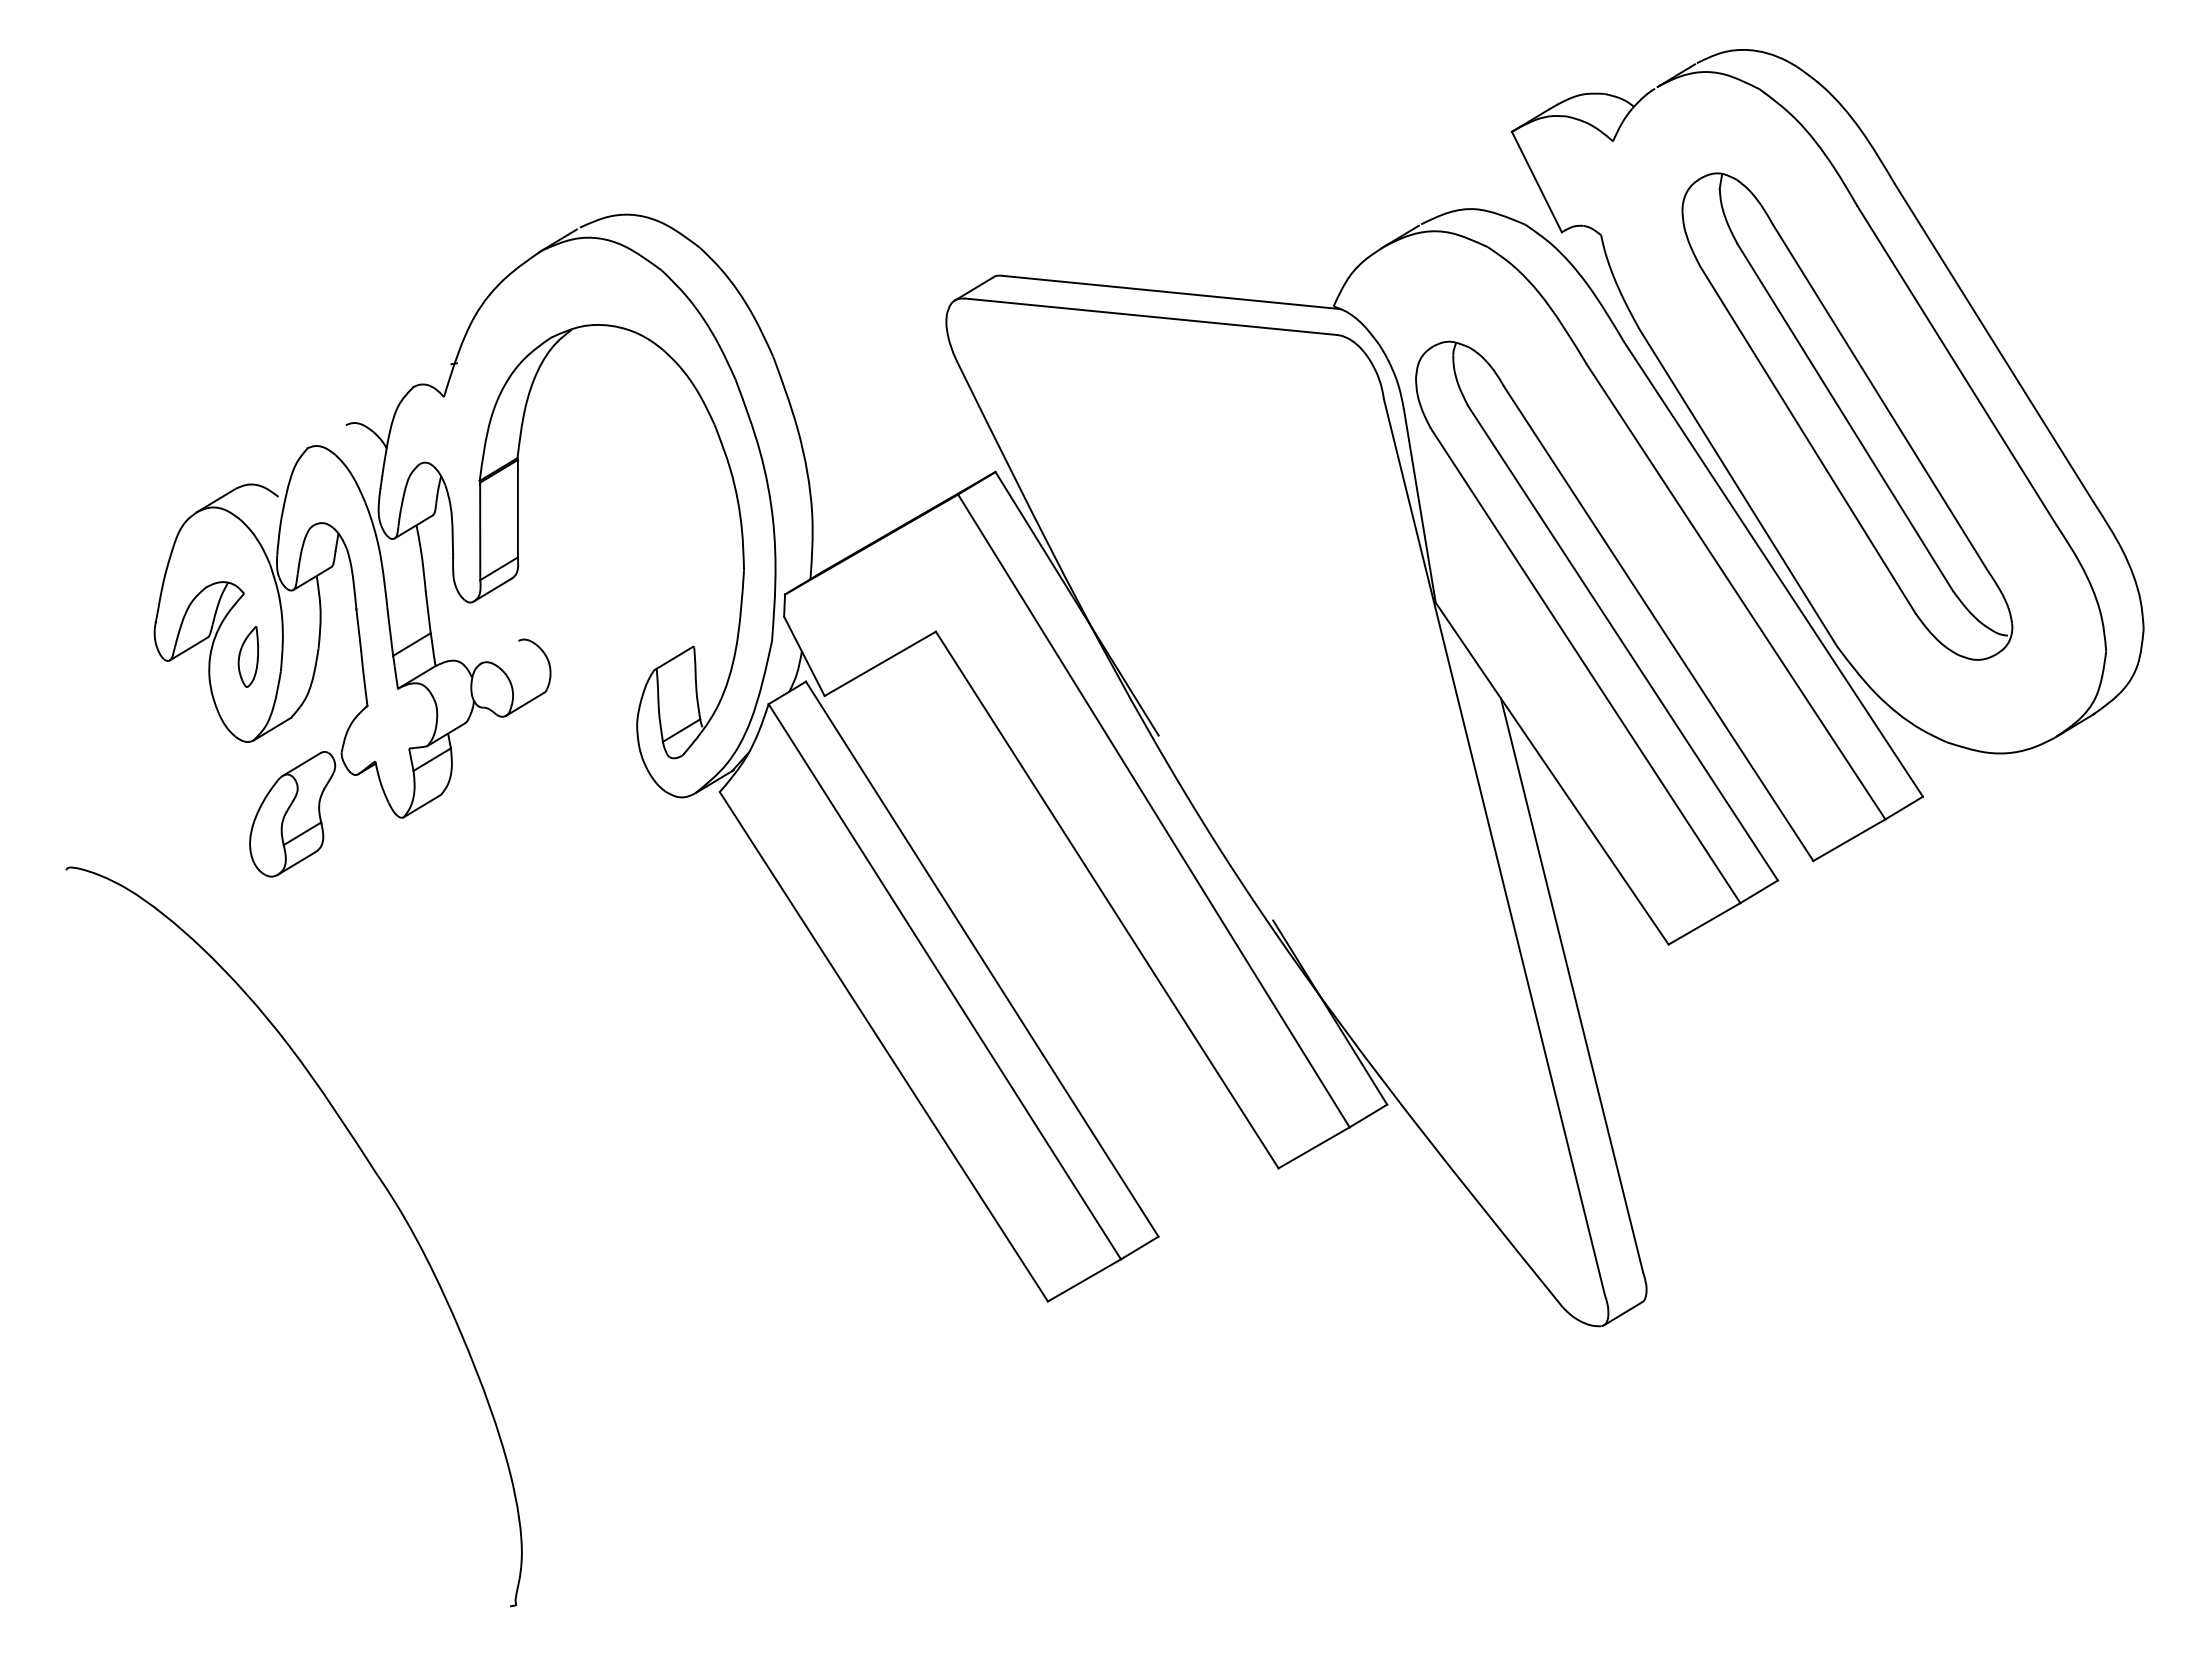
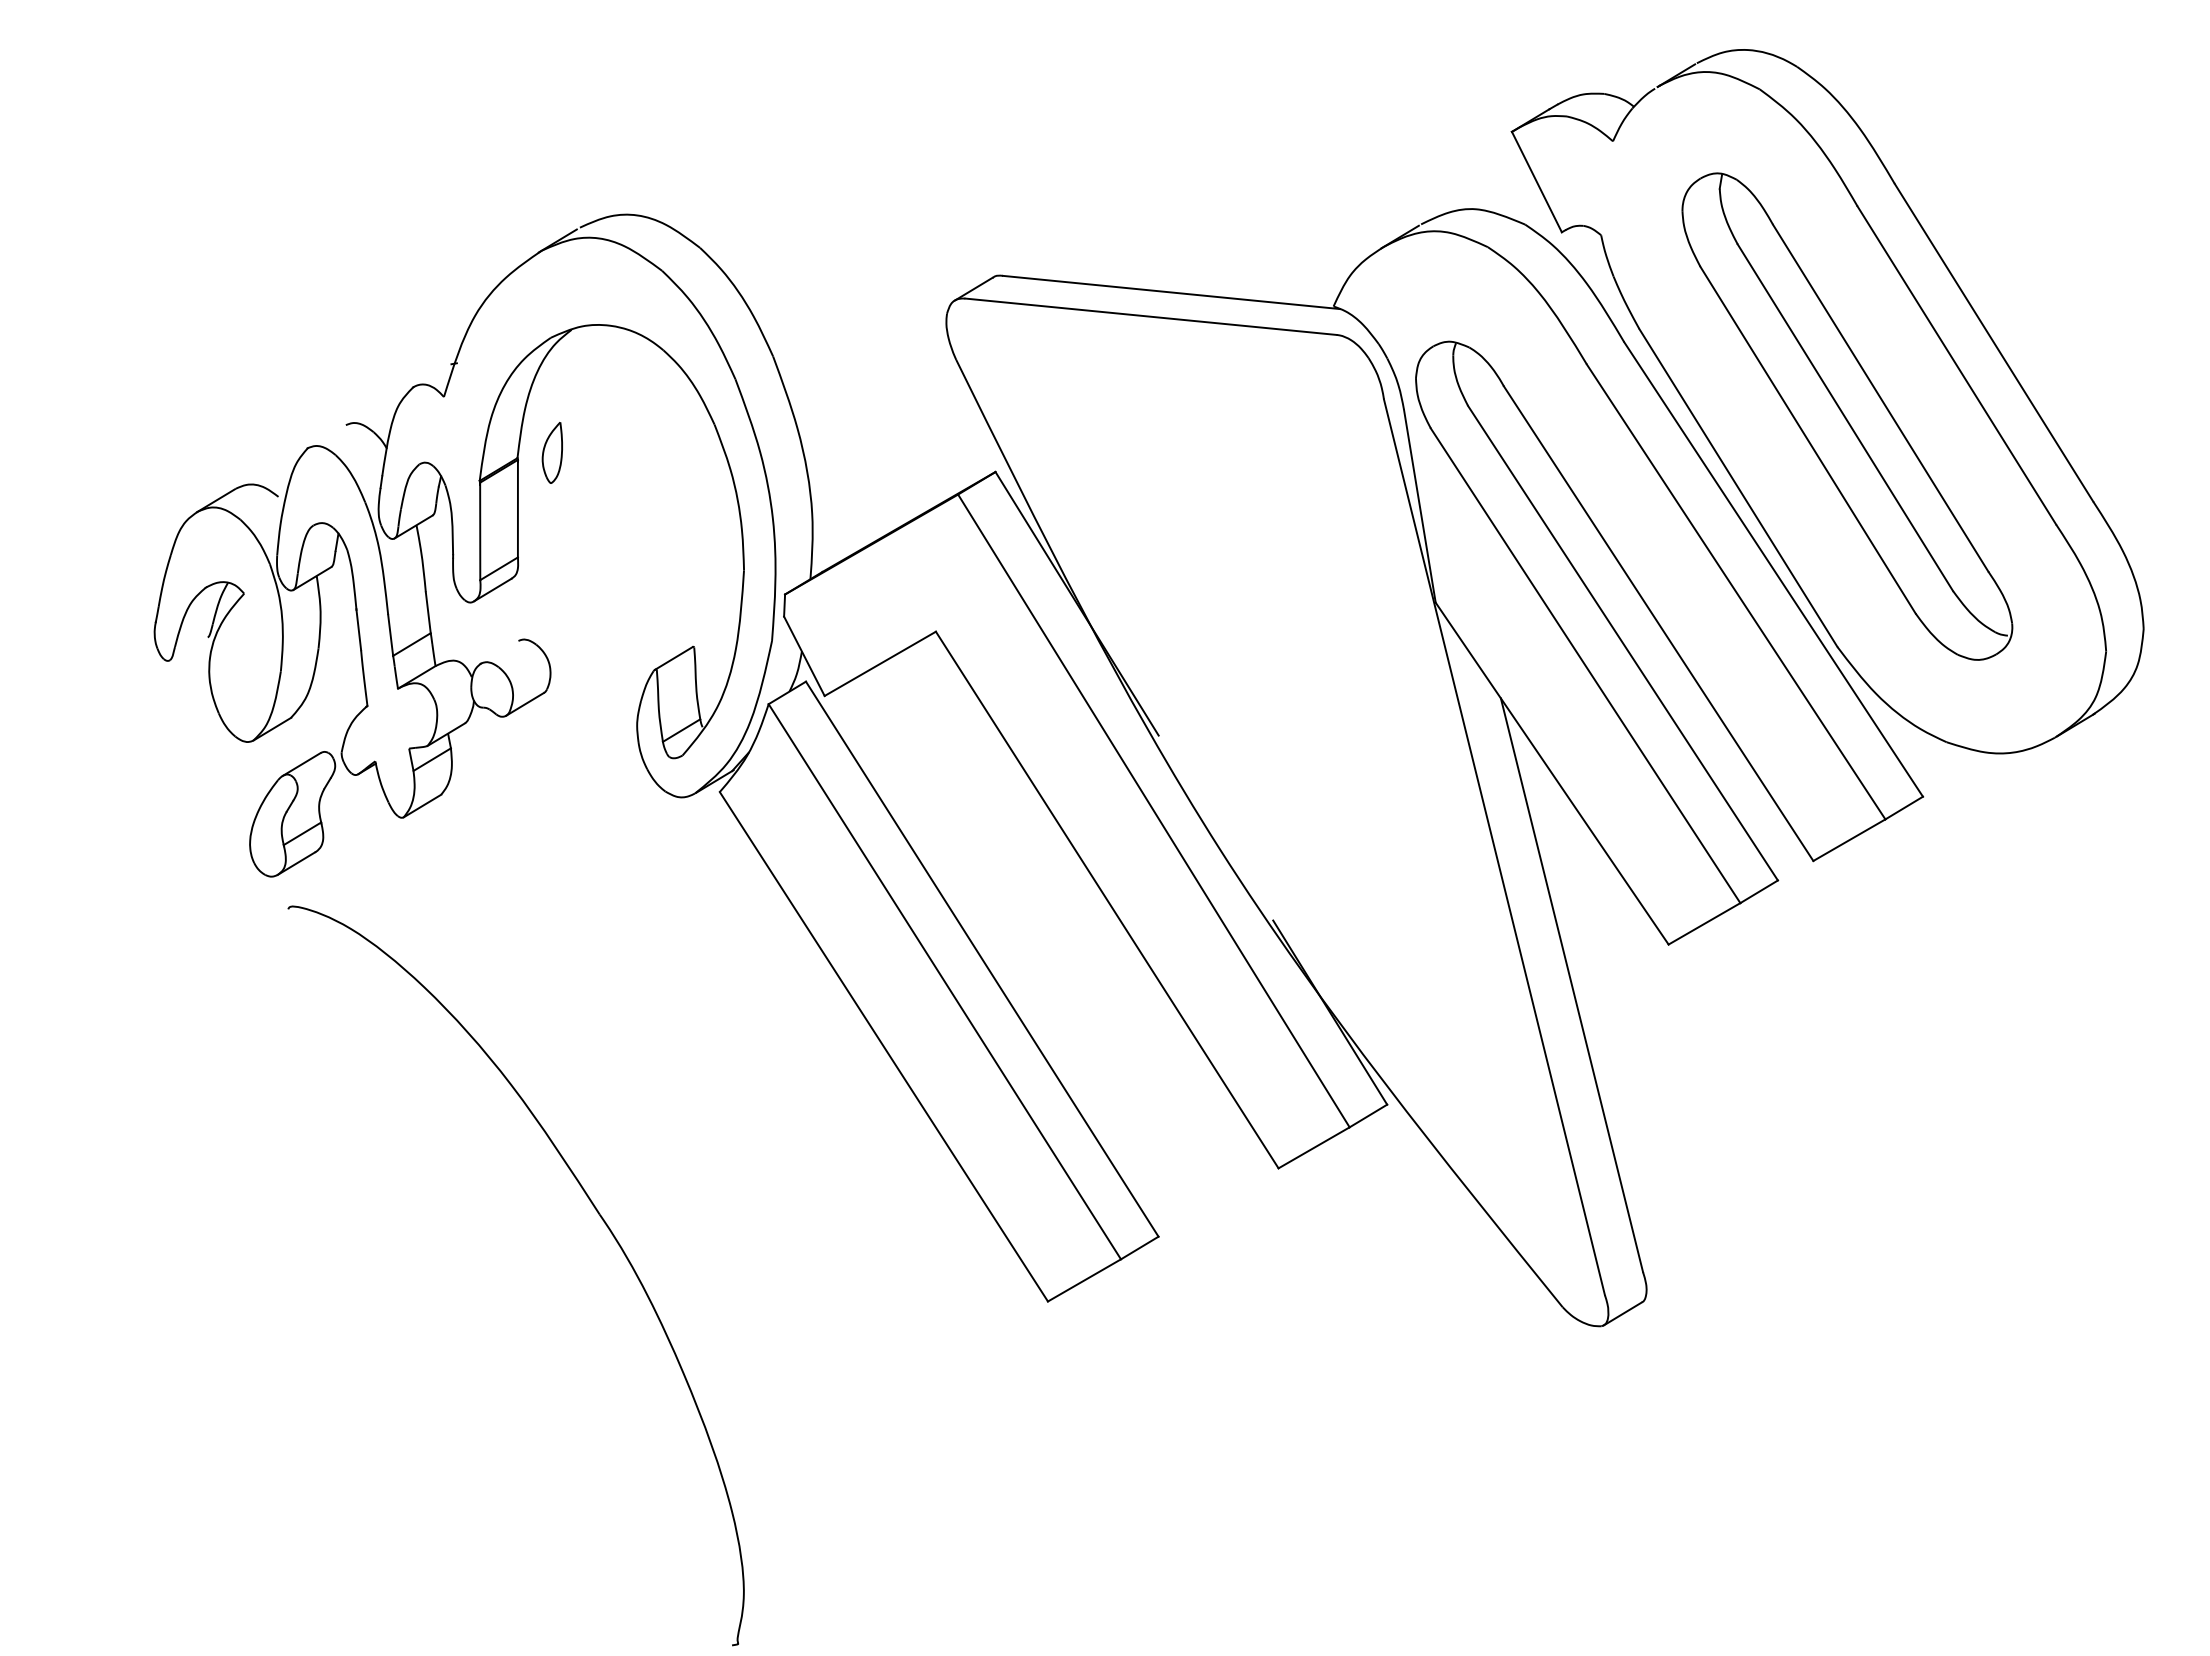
line: present -> none (188, 648)
part position: (247, 656) -> (551, 452) (551, 452)
part position: (377, 1177) -> (599, 1216) (599, 1216)
